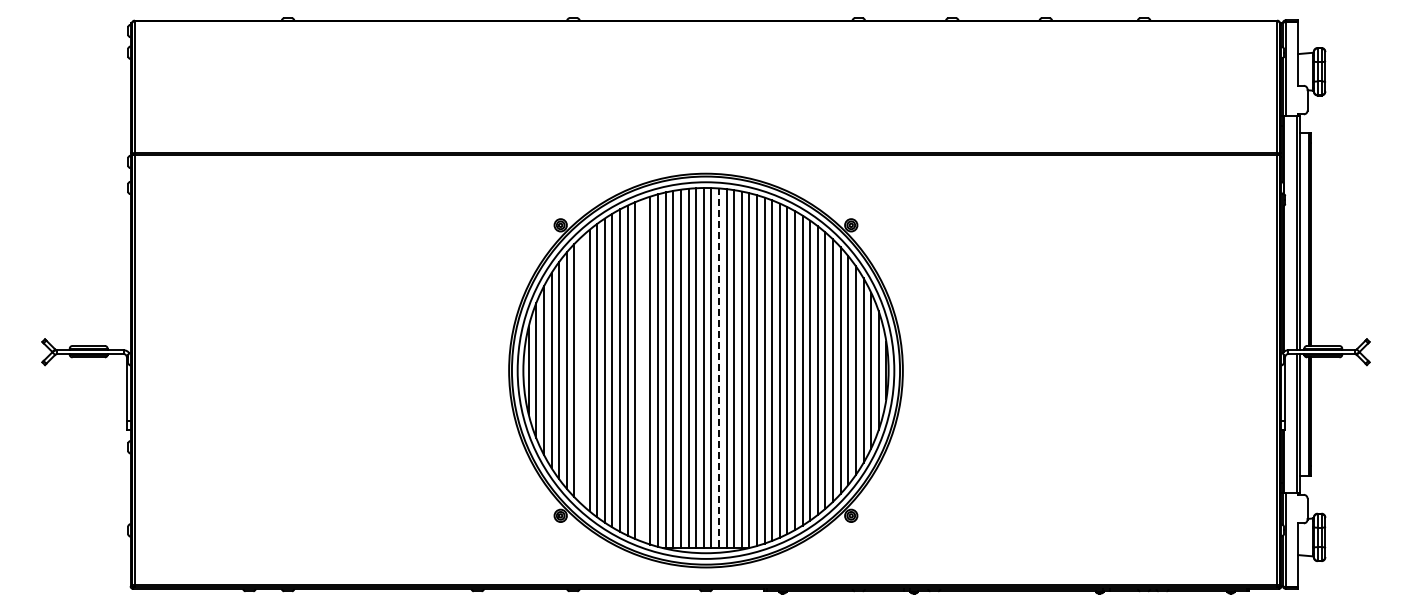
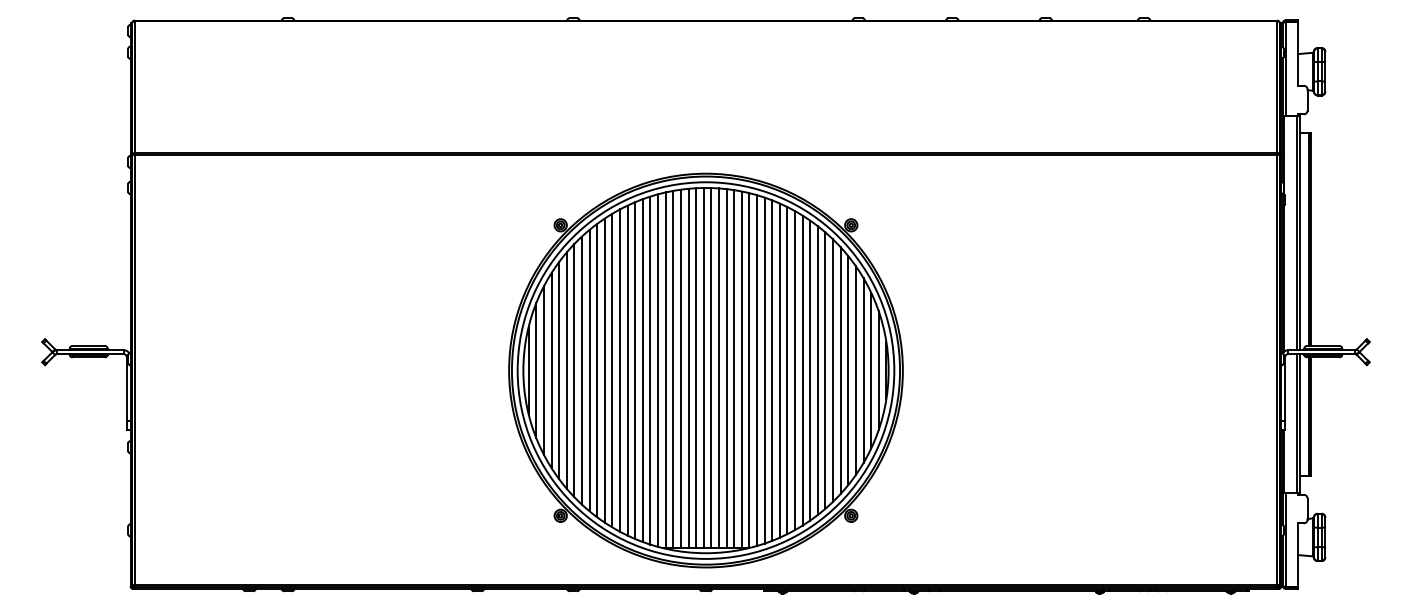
line: dashed -> solid (718, 368)
line: none -> present (581, 370)
line: none -> present (642, 370)
